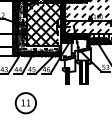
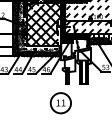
part position: (25, 103) -> (60, 103) (60, 103)
